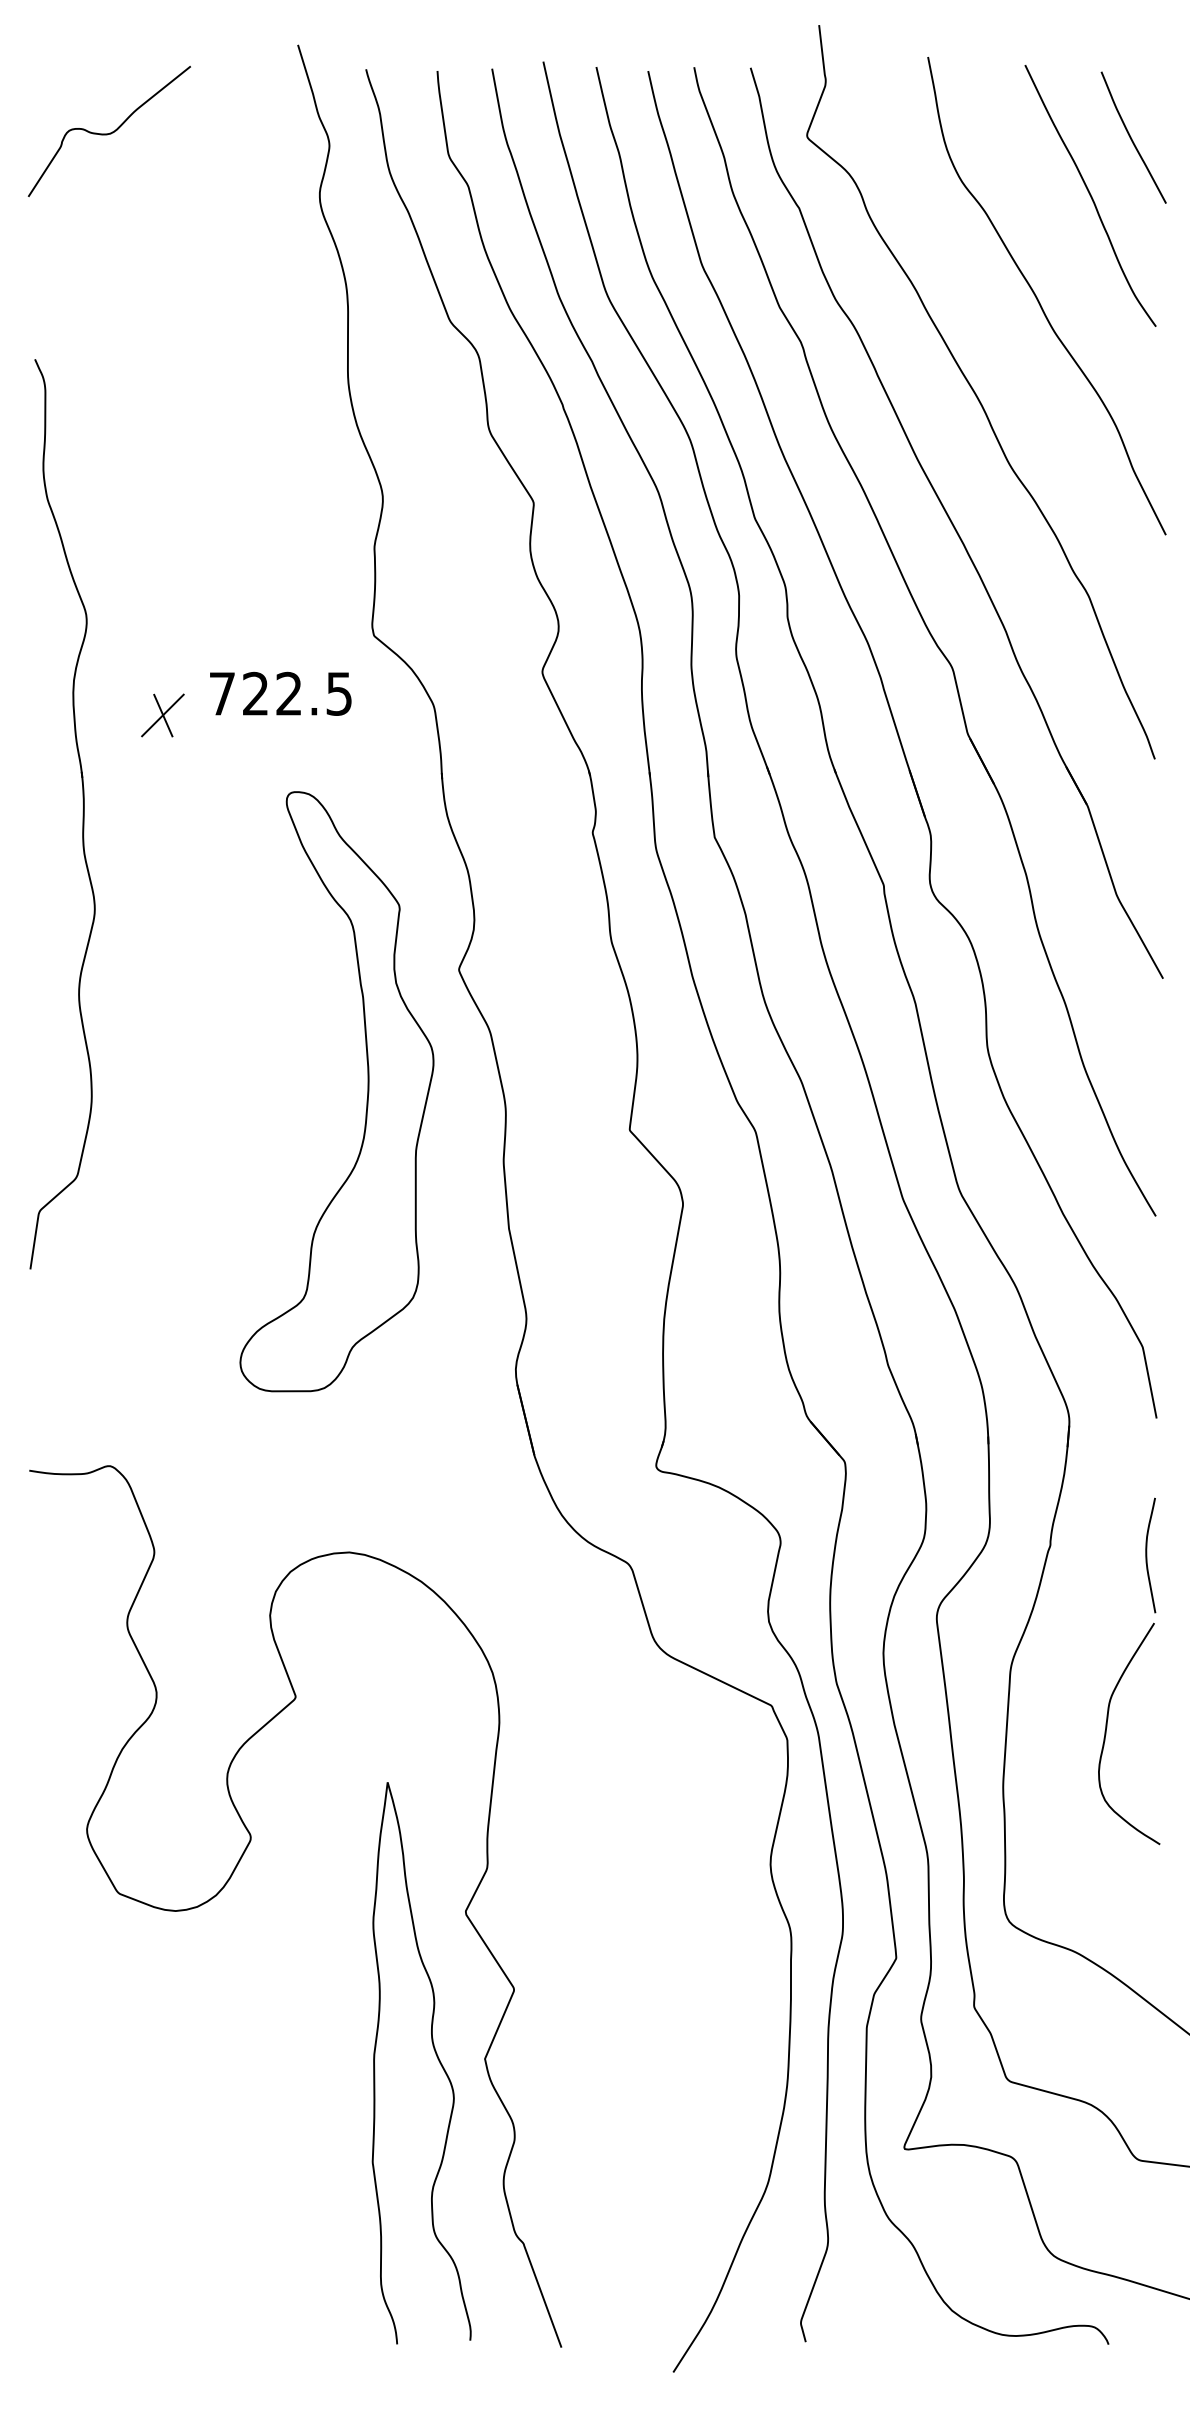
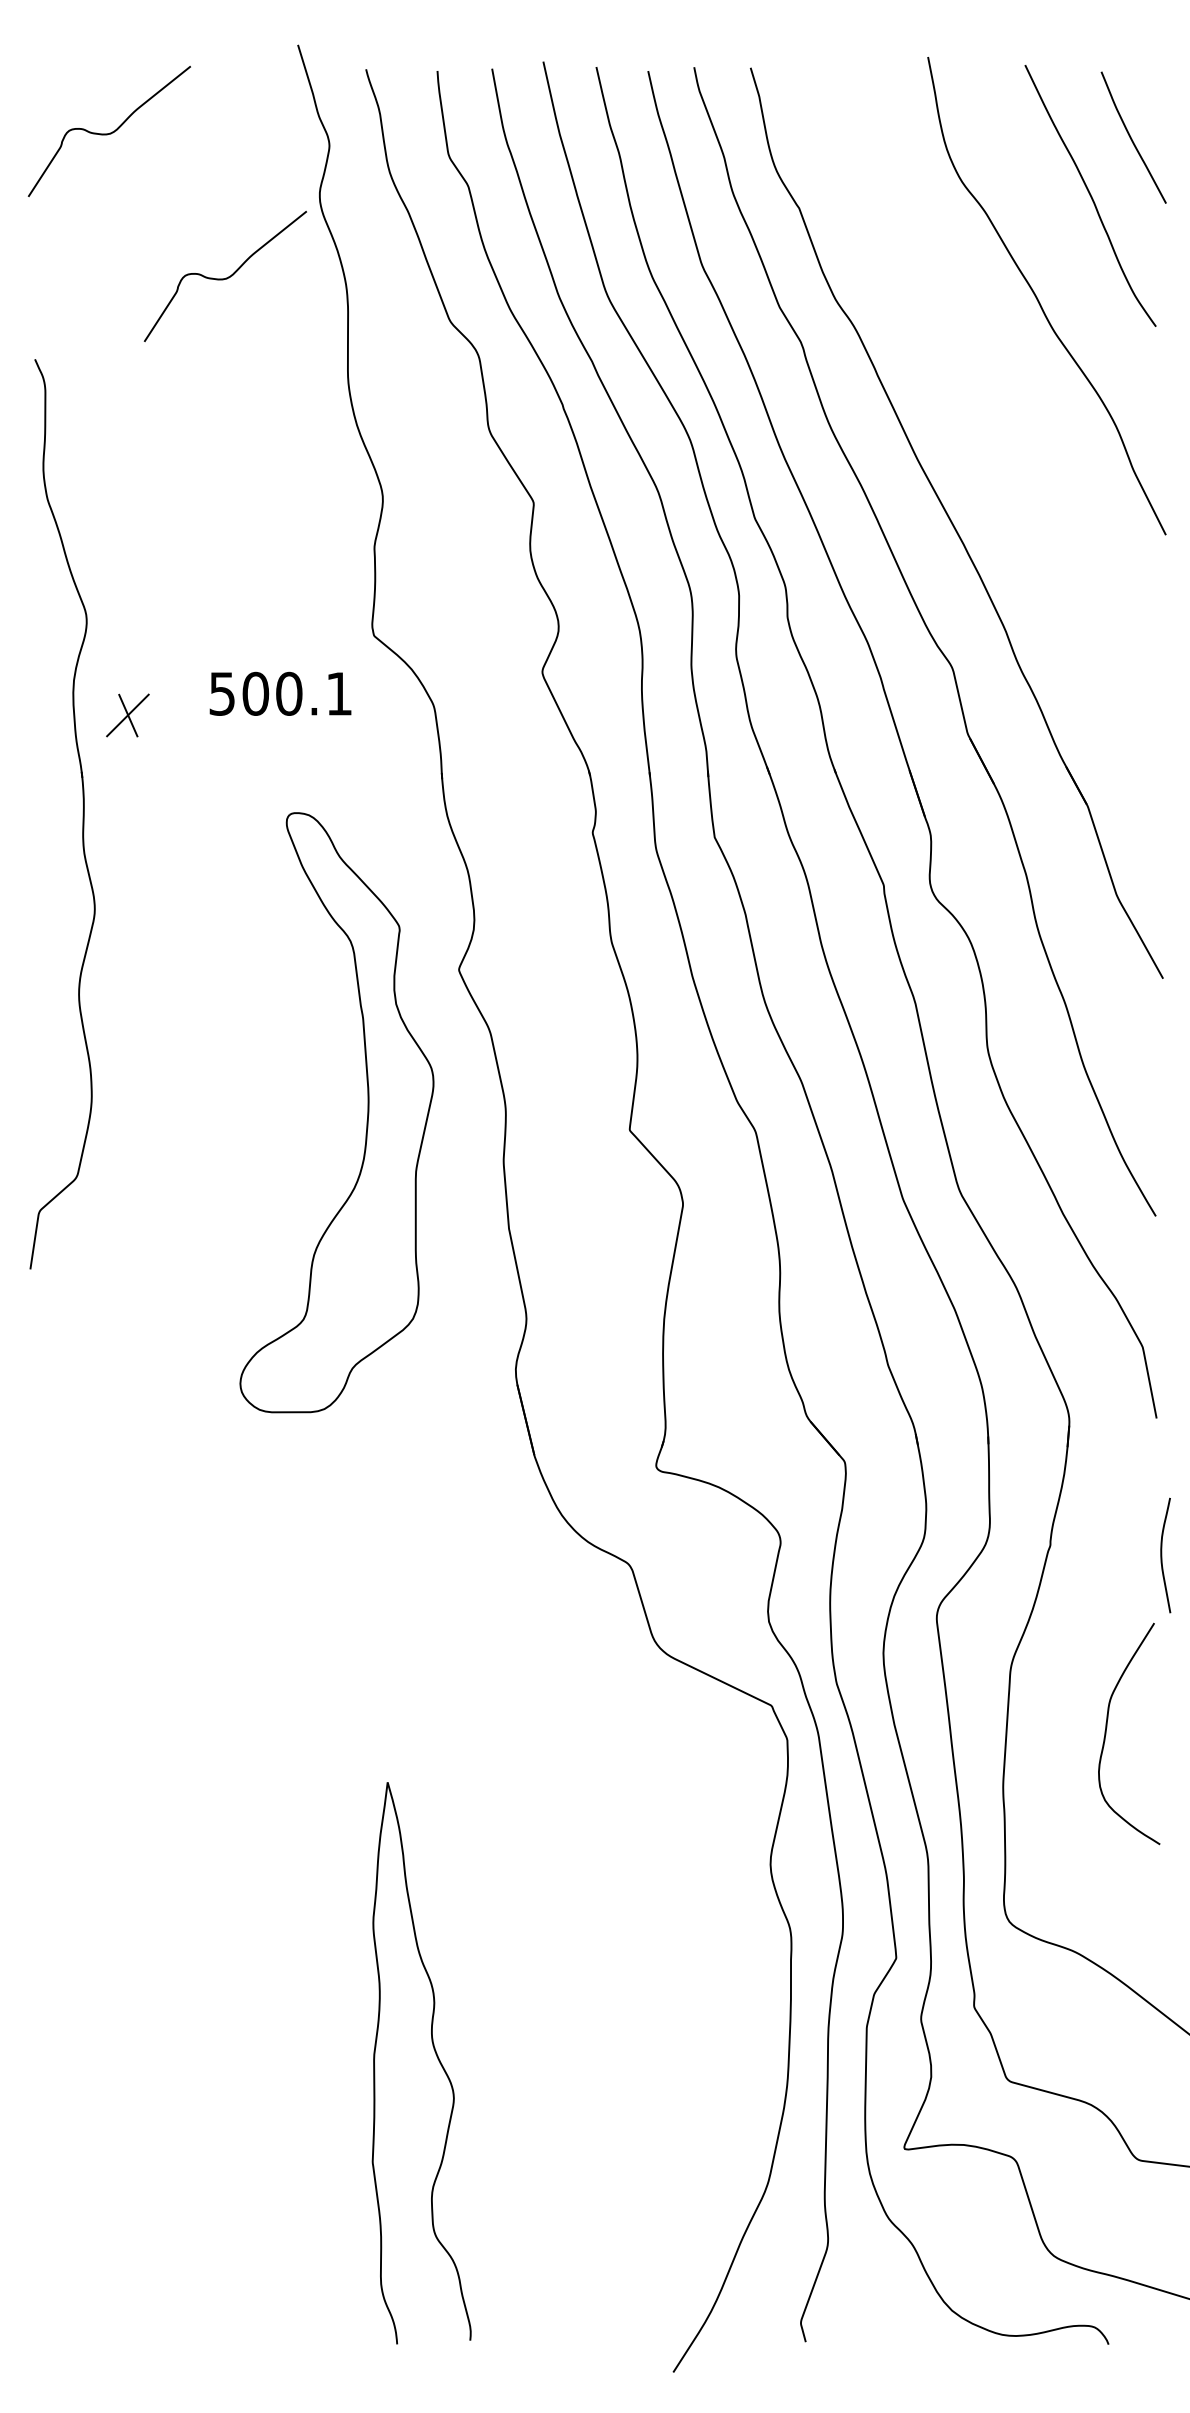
curve: none -> present (224, 278)
curve: present -> none (976, 393)
text: 722.5 -> 500.1 (280, 693)
part position: (162, 715) -> (127, 715) (127, 715)
part position: (367, 1091) -> (367, 1112) (367, 1112)
curve position: (1147, 1555) -> (1162, 1555) (1162, 1555)
curve: present -> none (234, 1872)
